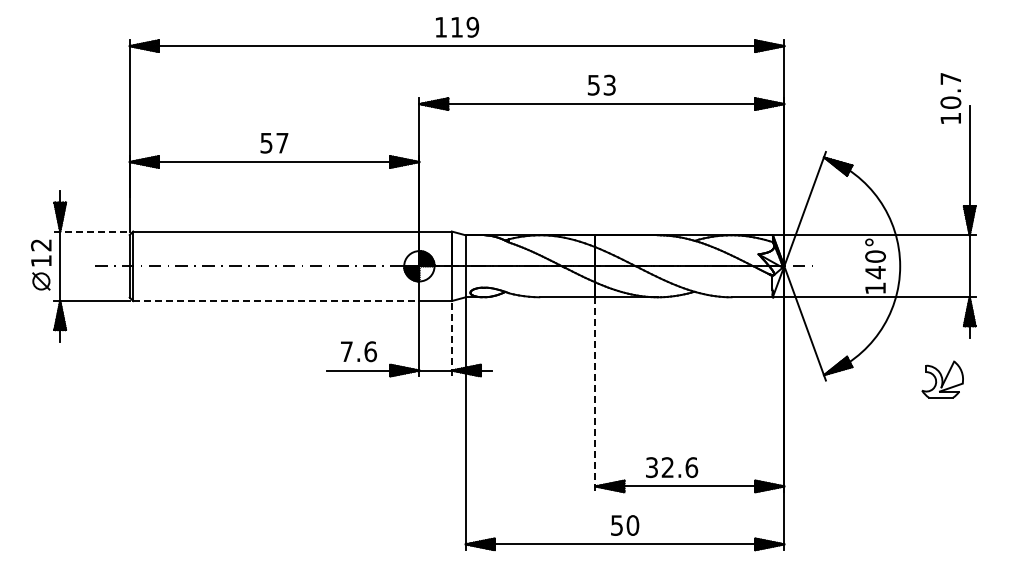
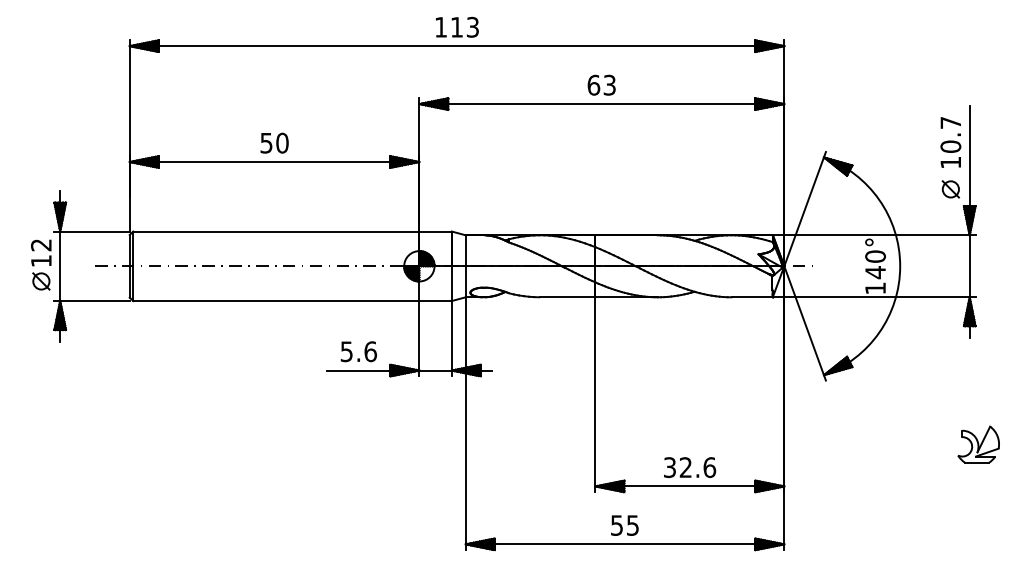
text: 119 -> 113 (472, 27)
text: 53 -> 63 (593, 84)
text position: (950, 98) -> (950, 142) (950, 142)
text: 57 -> 50 (282, 142)
part: none -> present (950, 189)
line: dashed -> solid (92, 231)
line: dashed -> solid (276, 301)
line: dashed -> solid (451, 338)
text: 7.6 -> 5.6 (346, 351)
part position: (942, 379) -> (978, 444) (978, 444)
line: dashed -> solid (595, 395)
text position: (672, 467) -> (690, 467) (690, 467)
text: 50 -> 55 (632, 525)
